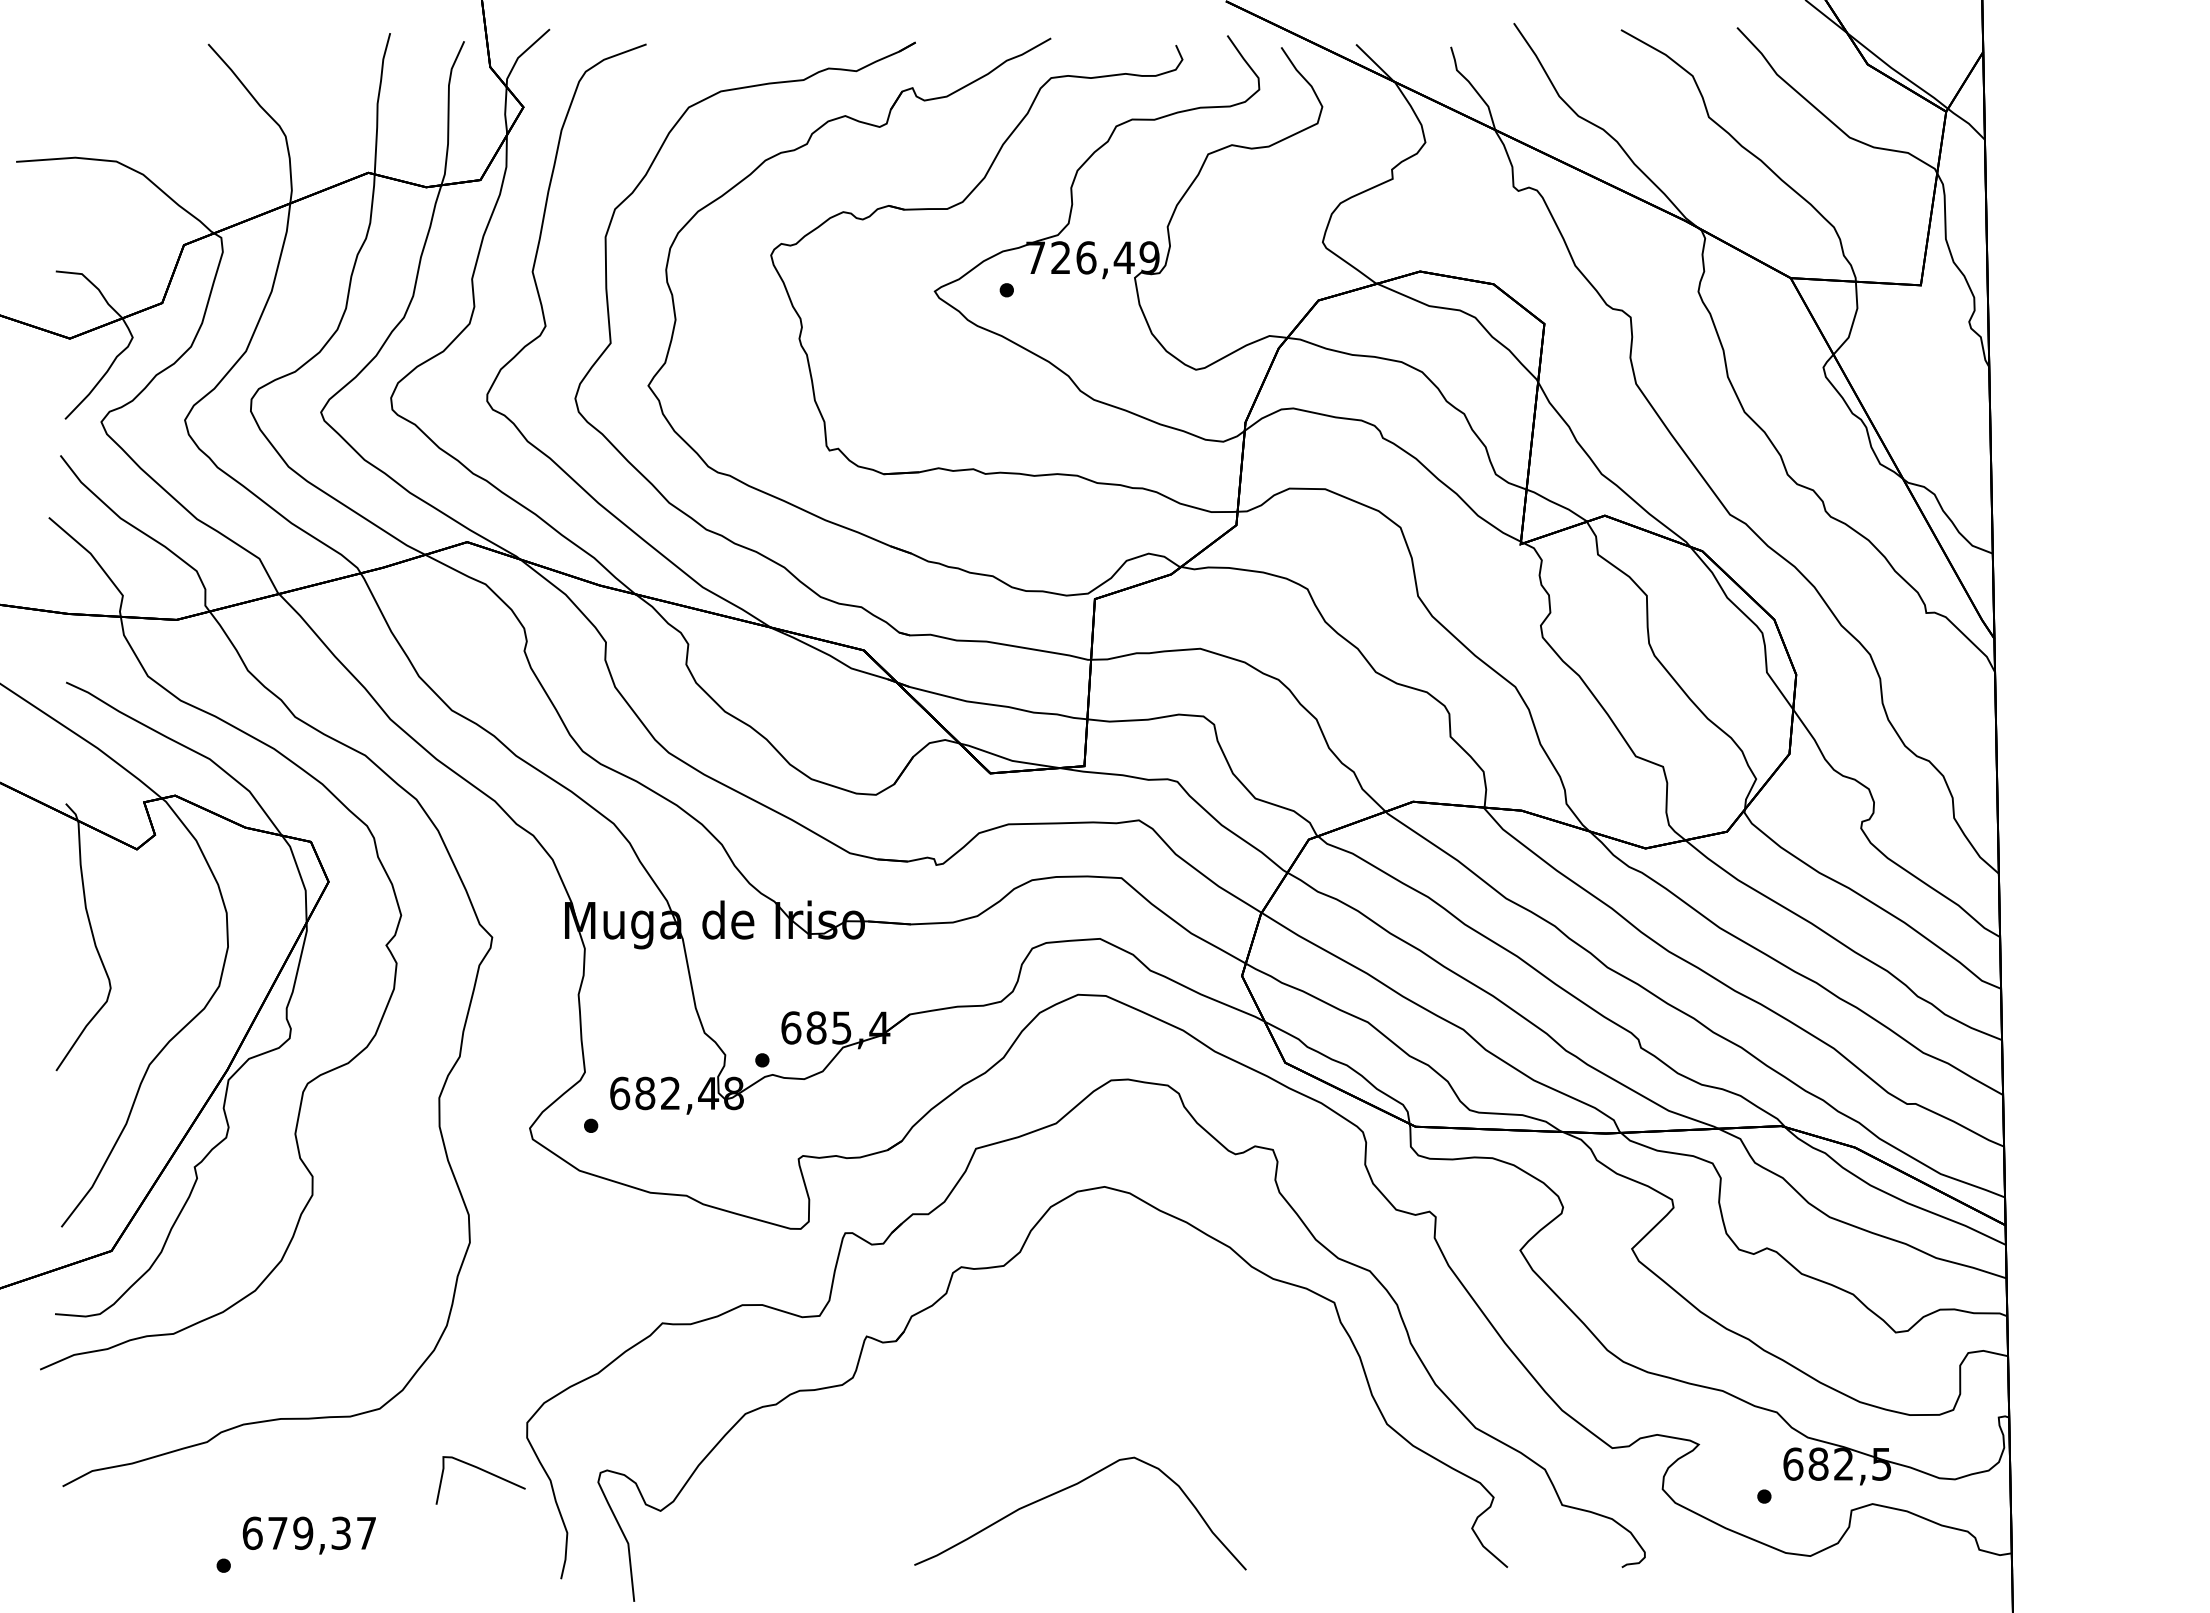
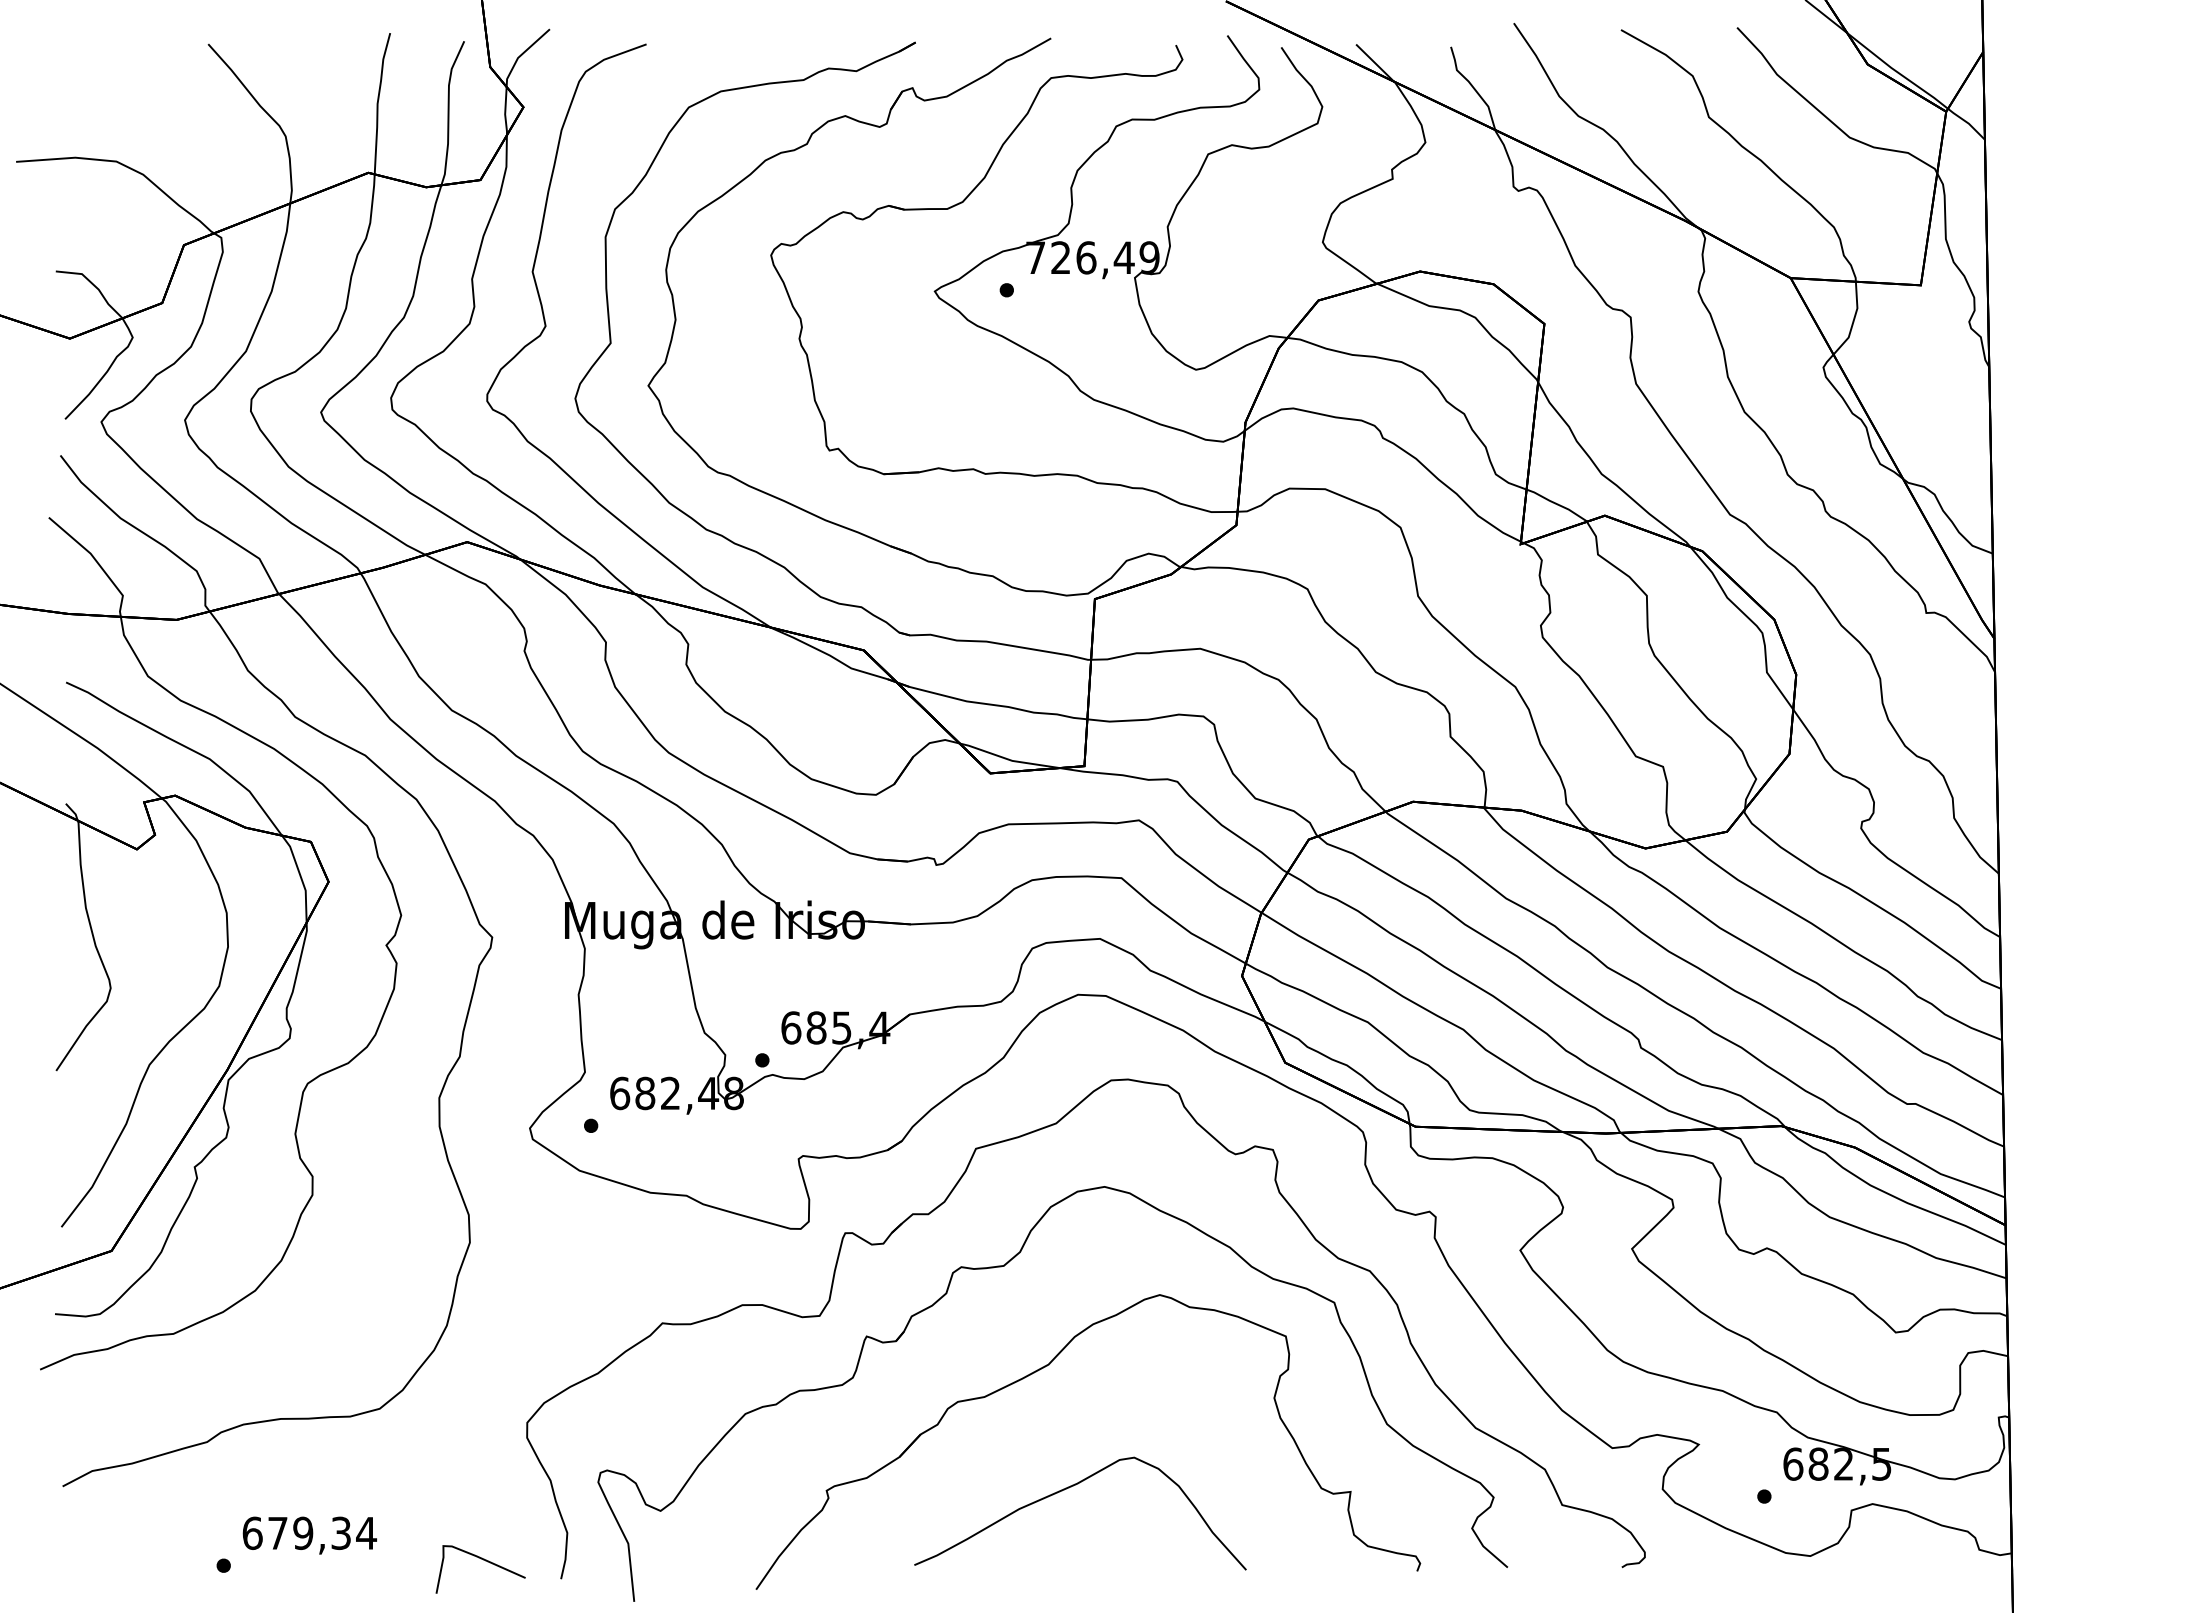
part: none -> present (1049, 1365)
curve position: (485, 1472) -> (485, 1561) (485, 1561)
text: 679,37 -> 679,34 (366, 1533)
